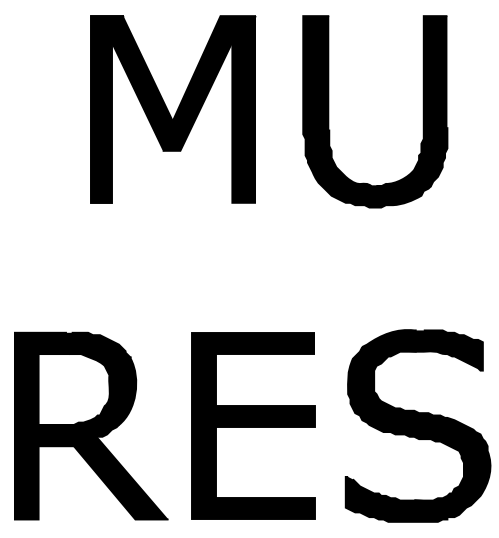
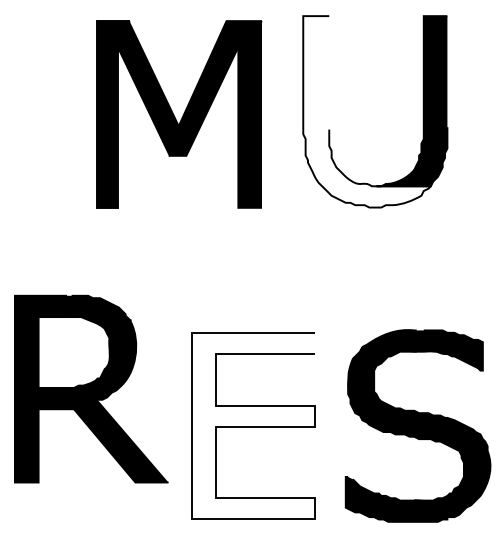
part position: (173, 109) -> (179, 114) (179, 114)
fill: present -> none (366, 111)
part position: (91, 425) -> (91, 388) (91, 388)
fill: present -> none (253, 425)
